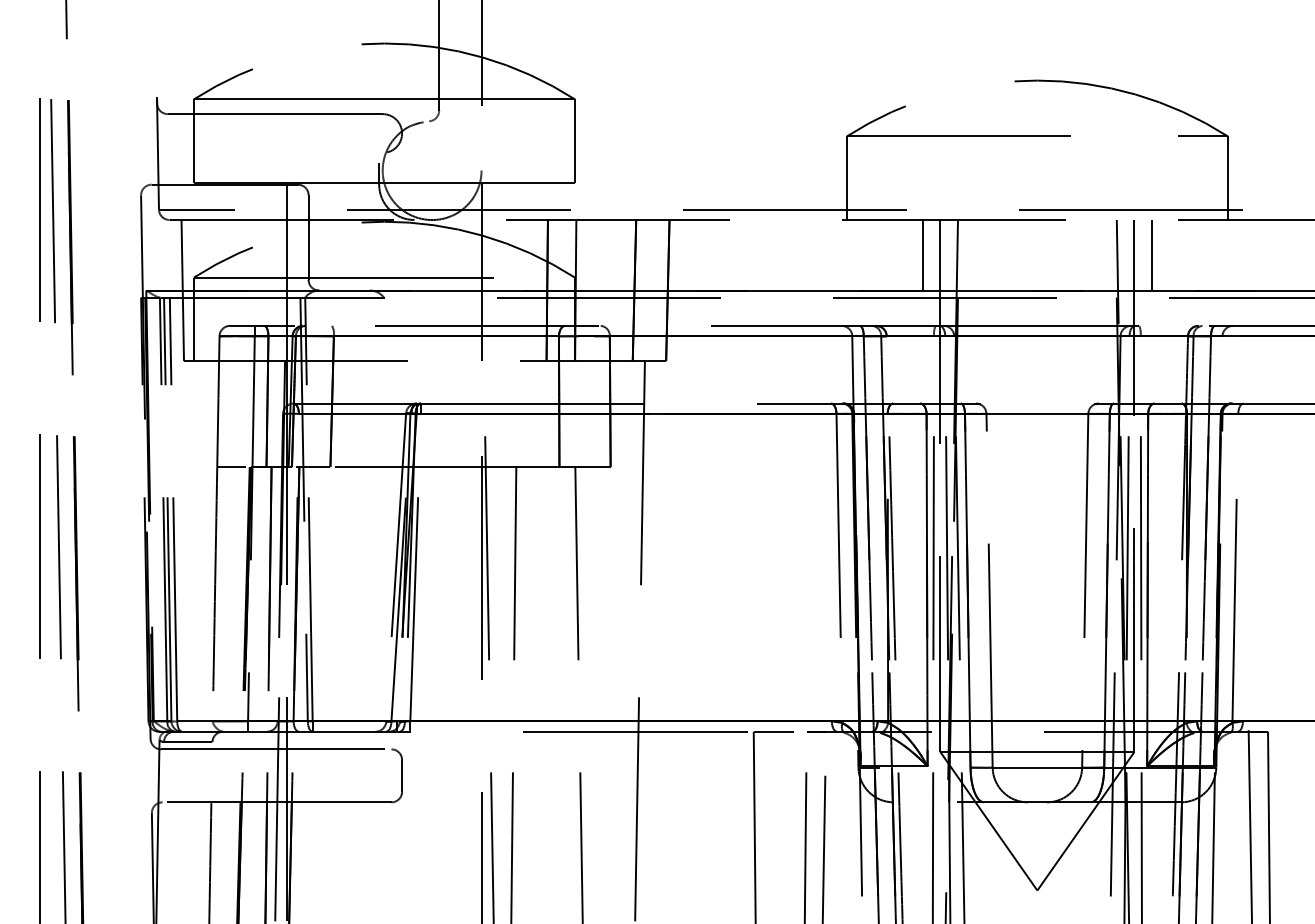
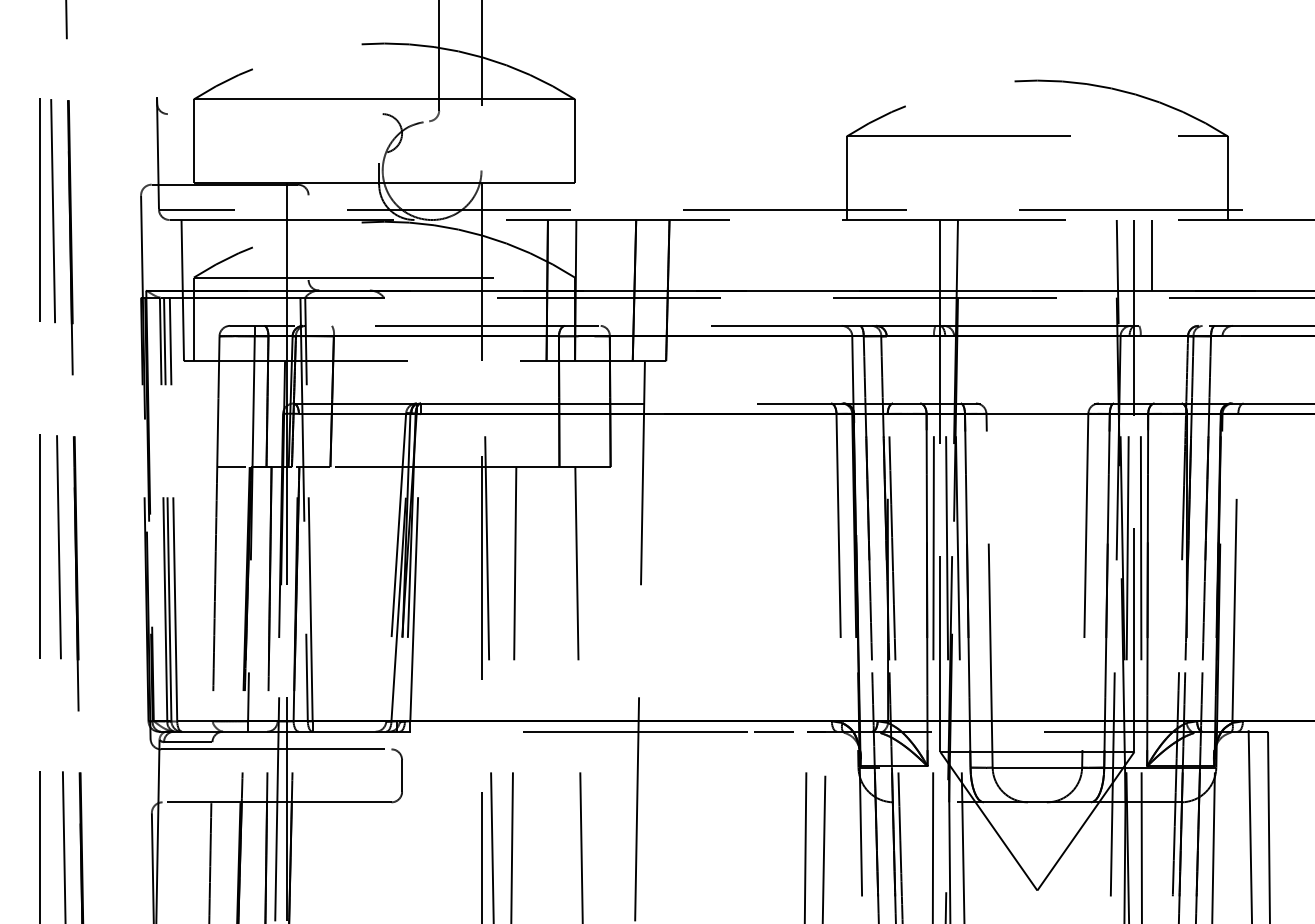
line: present -> none (274, 114)
line: present -> none (308, 237)
line: present -> none (922, 255)
line: present -> none (754, 825)
